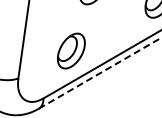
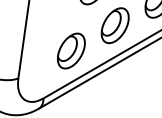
part: none -> present (114, 25)
line: dashed -> solid (100, 73)
